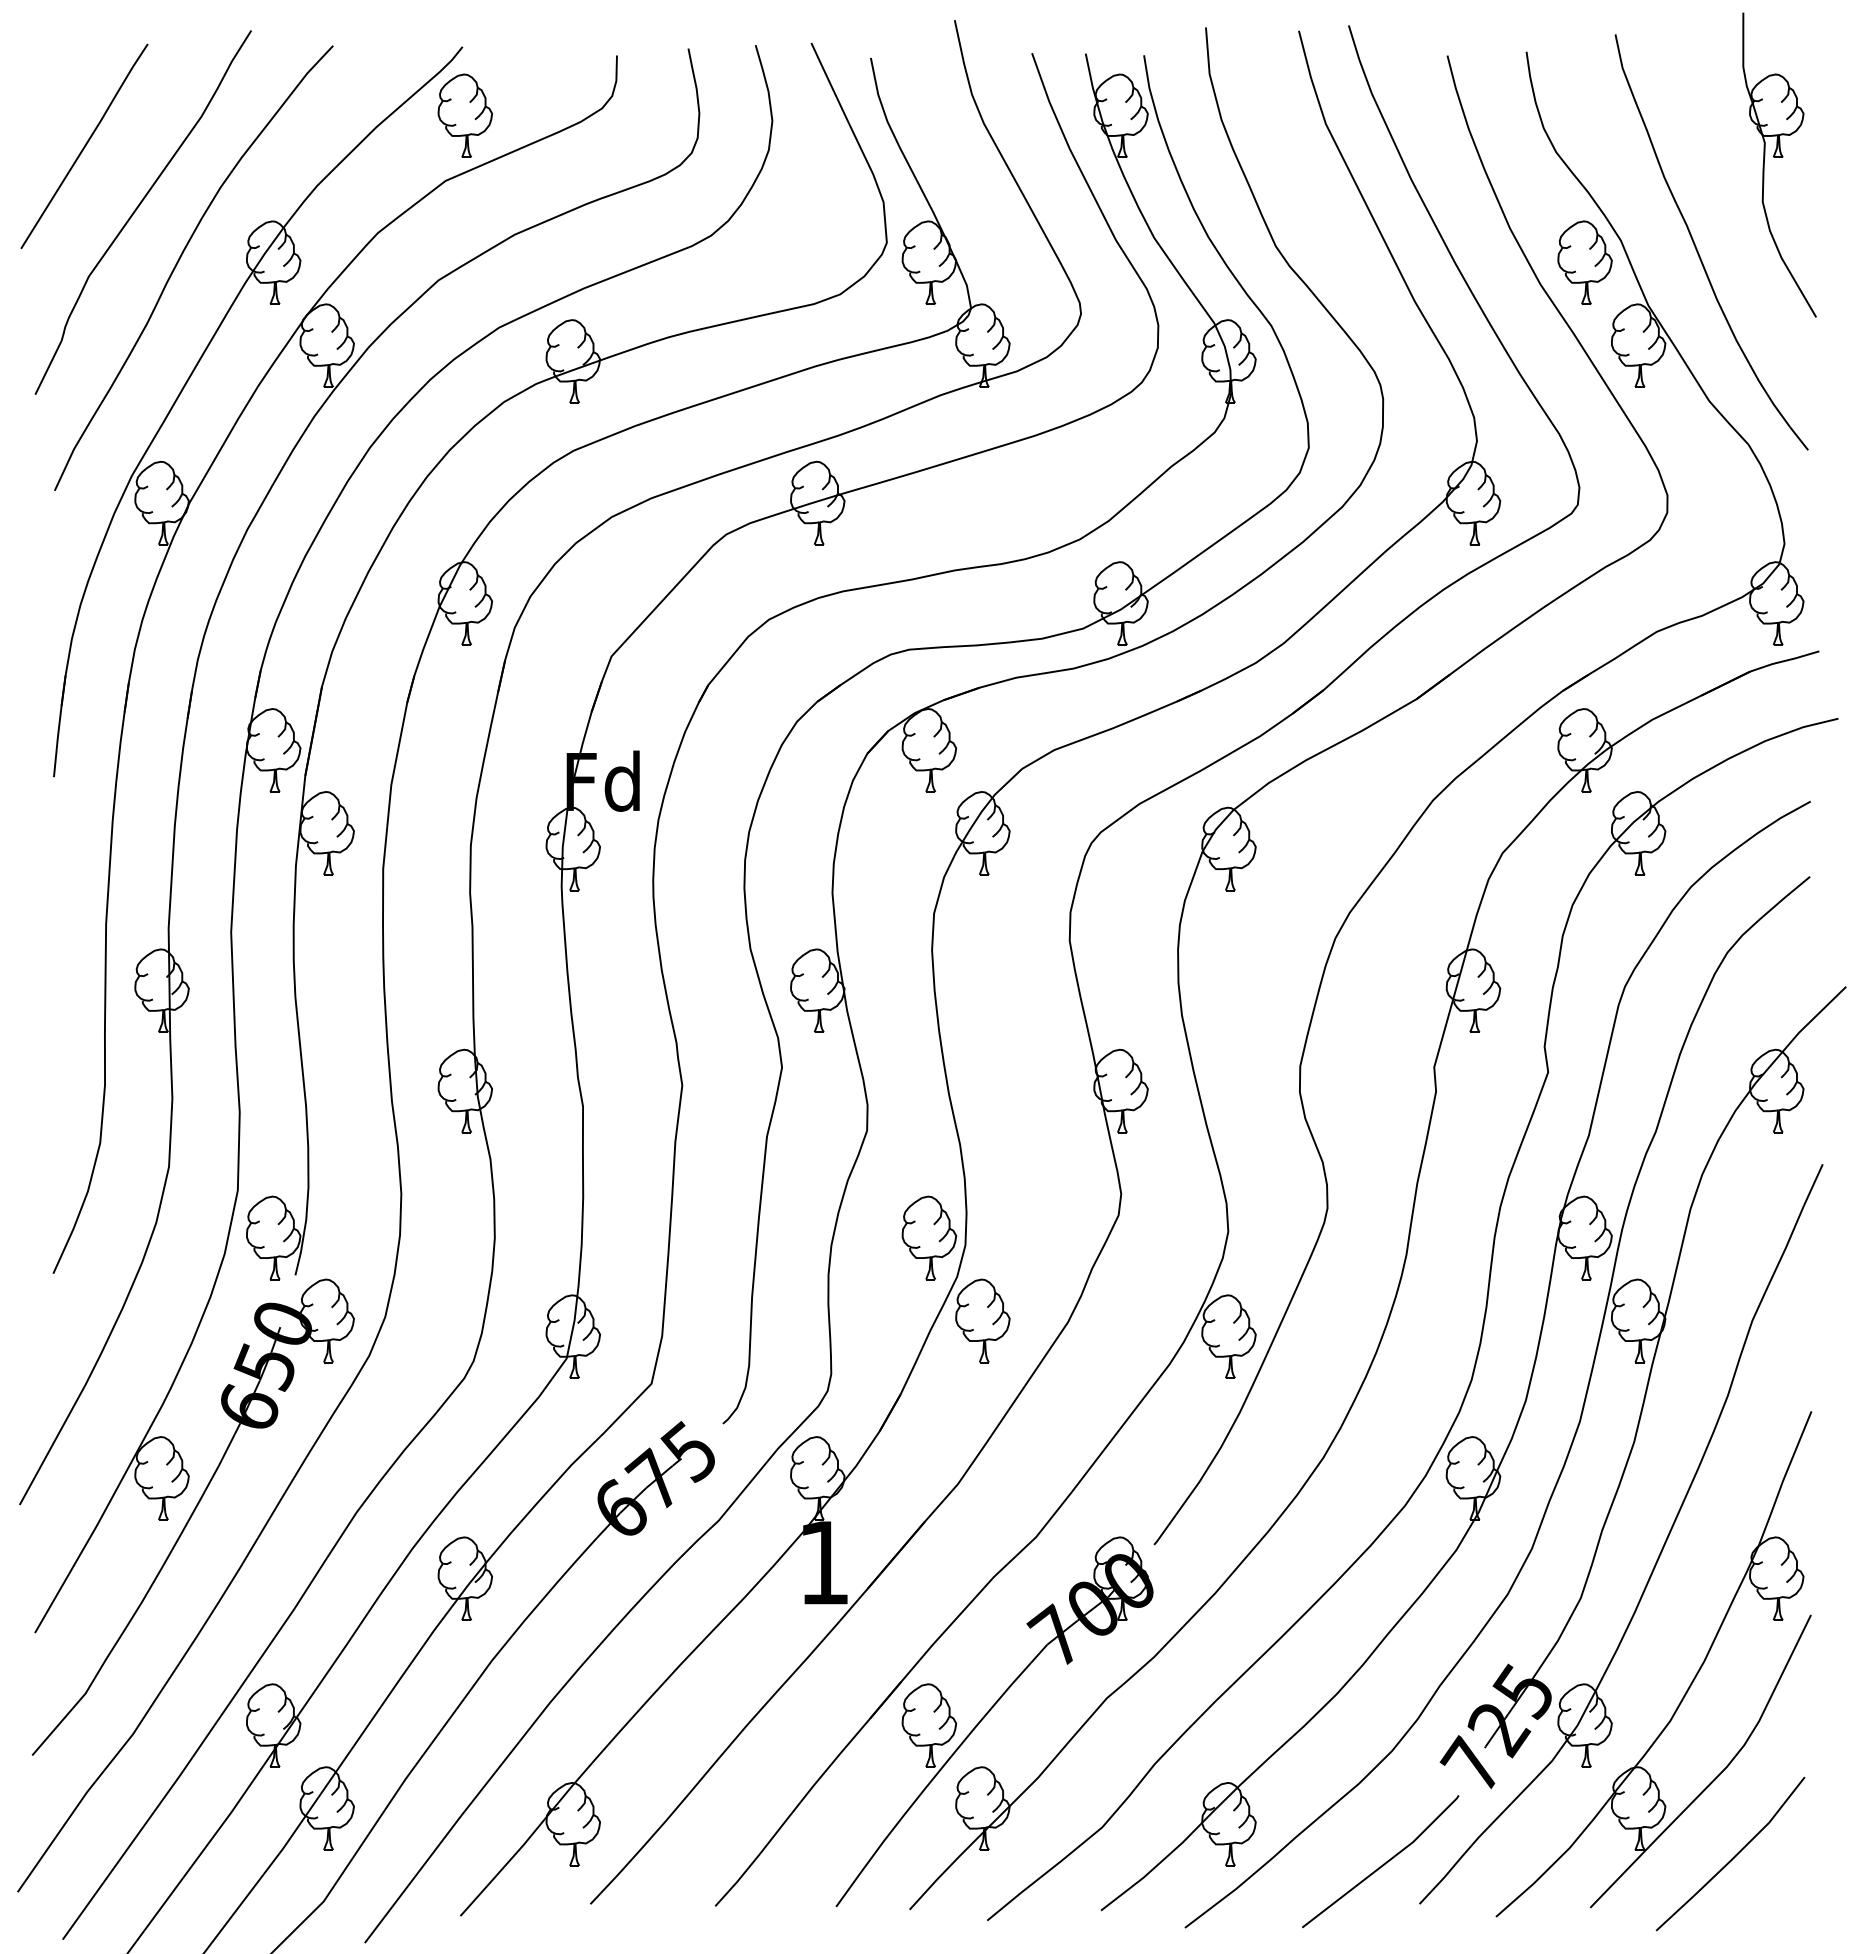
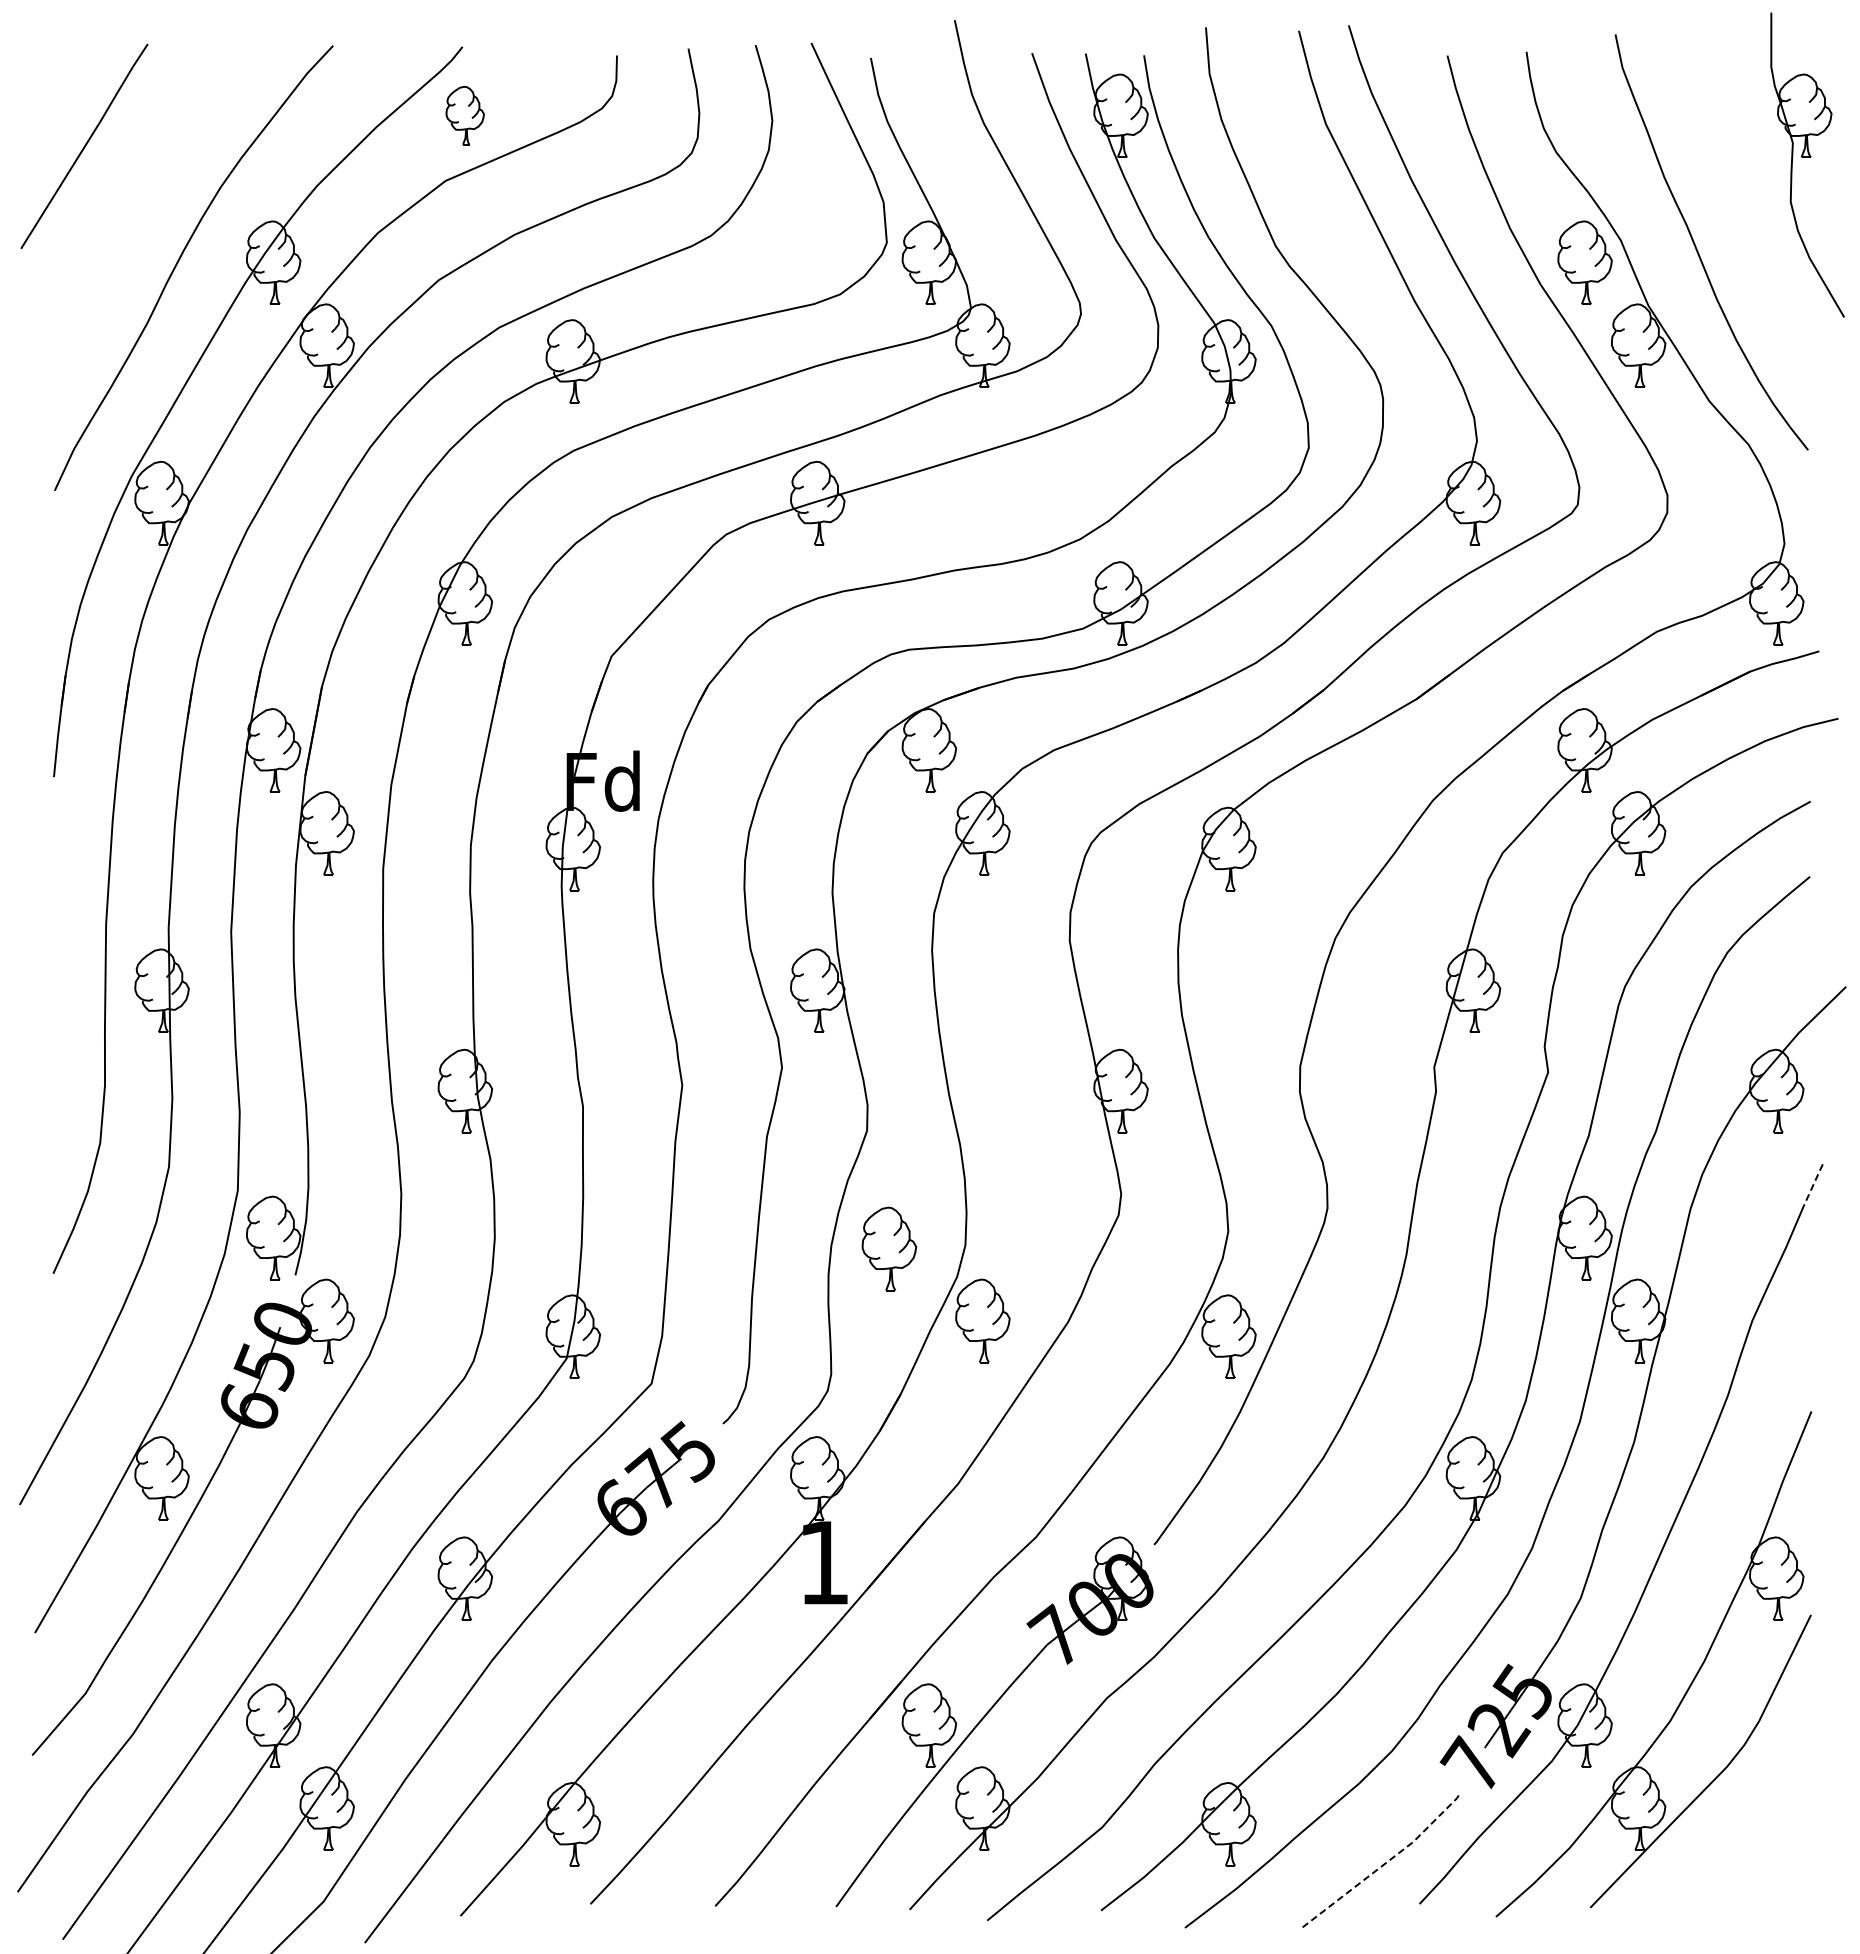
part size: 56x85 px -> 40x61 px (464, 115)
part position: (1779, 157) -> (1807, 157) (1807, 157)
curve: present -> none (137, 209)
line: solid -> dashed (1813, 1185)
part position: (928, 1237) -> (888, 1248) (888, 1248)
line: present -> none (1733, 1856)
line: solid -> dashed (1384, 1864)
